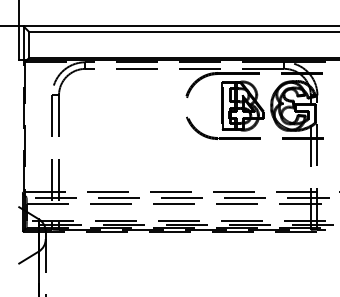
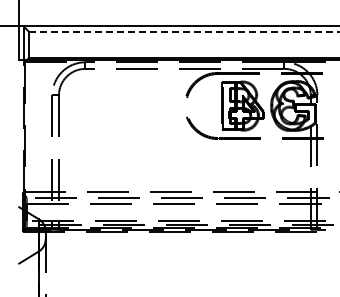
line: solid -> dashed (184, 31)
